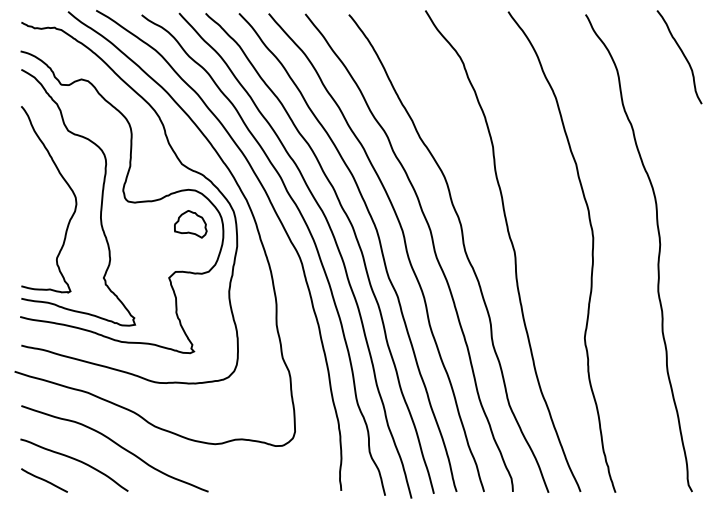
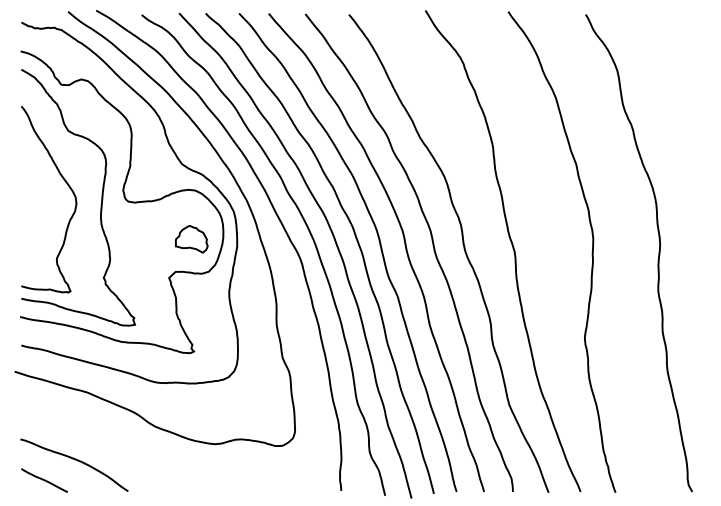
curve: present -> none (683, 56)
part position: (190, 224) -> (191, 239) (191, 239)
curve: present -> none (115, 444)
